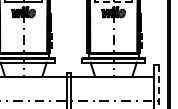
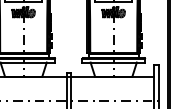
line: dashed -> solid (113, 1)
line: dashed -> solid (158, 86)
